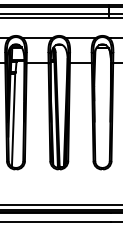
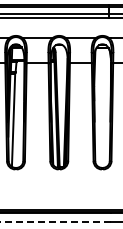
line: present -> none (60, 205)
line: solid -> dashed (55, 221)
